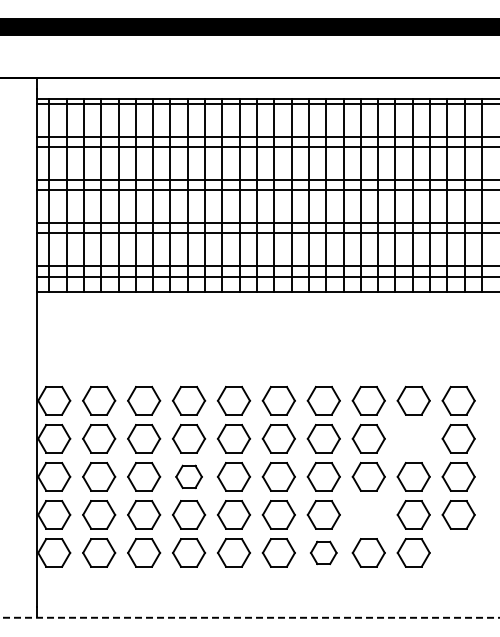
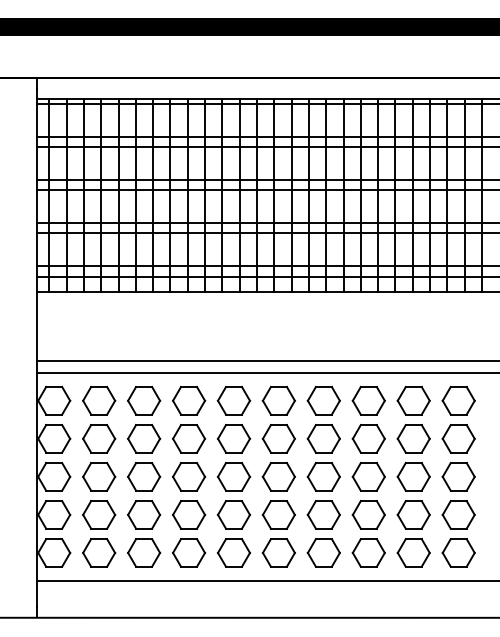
line: none -> present (266, 361)
line: none -> present (266, 373)
part: none -> present (413, 438)
part size: 28x25 px -> 35x30 px (189, 476)
part: none -> present (368, 514)
part size: 28x26 px -> 35x30 px (323, 552)
part: none -> present (458, 552)
line: none -> present (266, 580)
line: dashed -> solid (249, 617)
